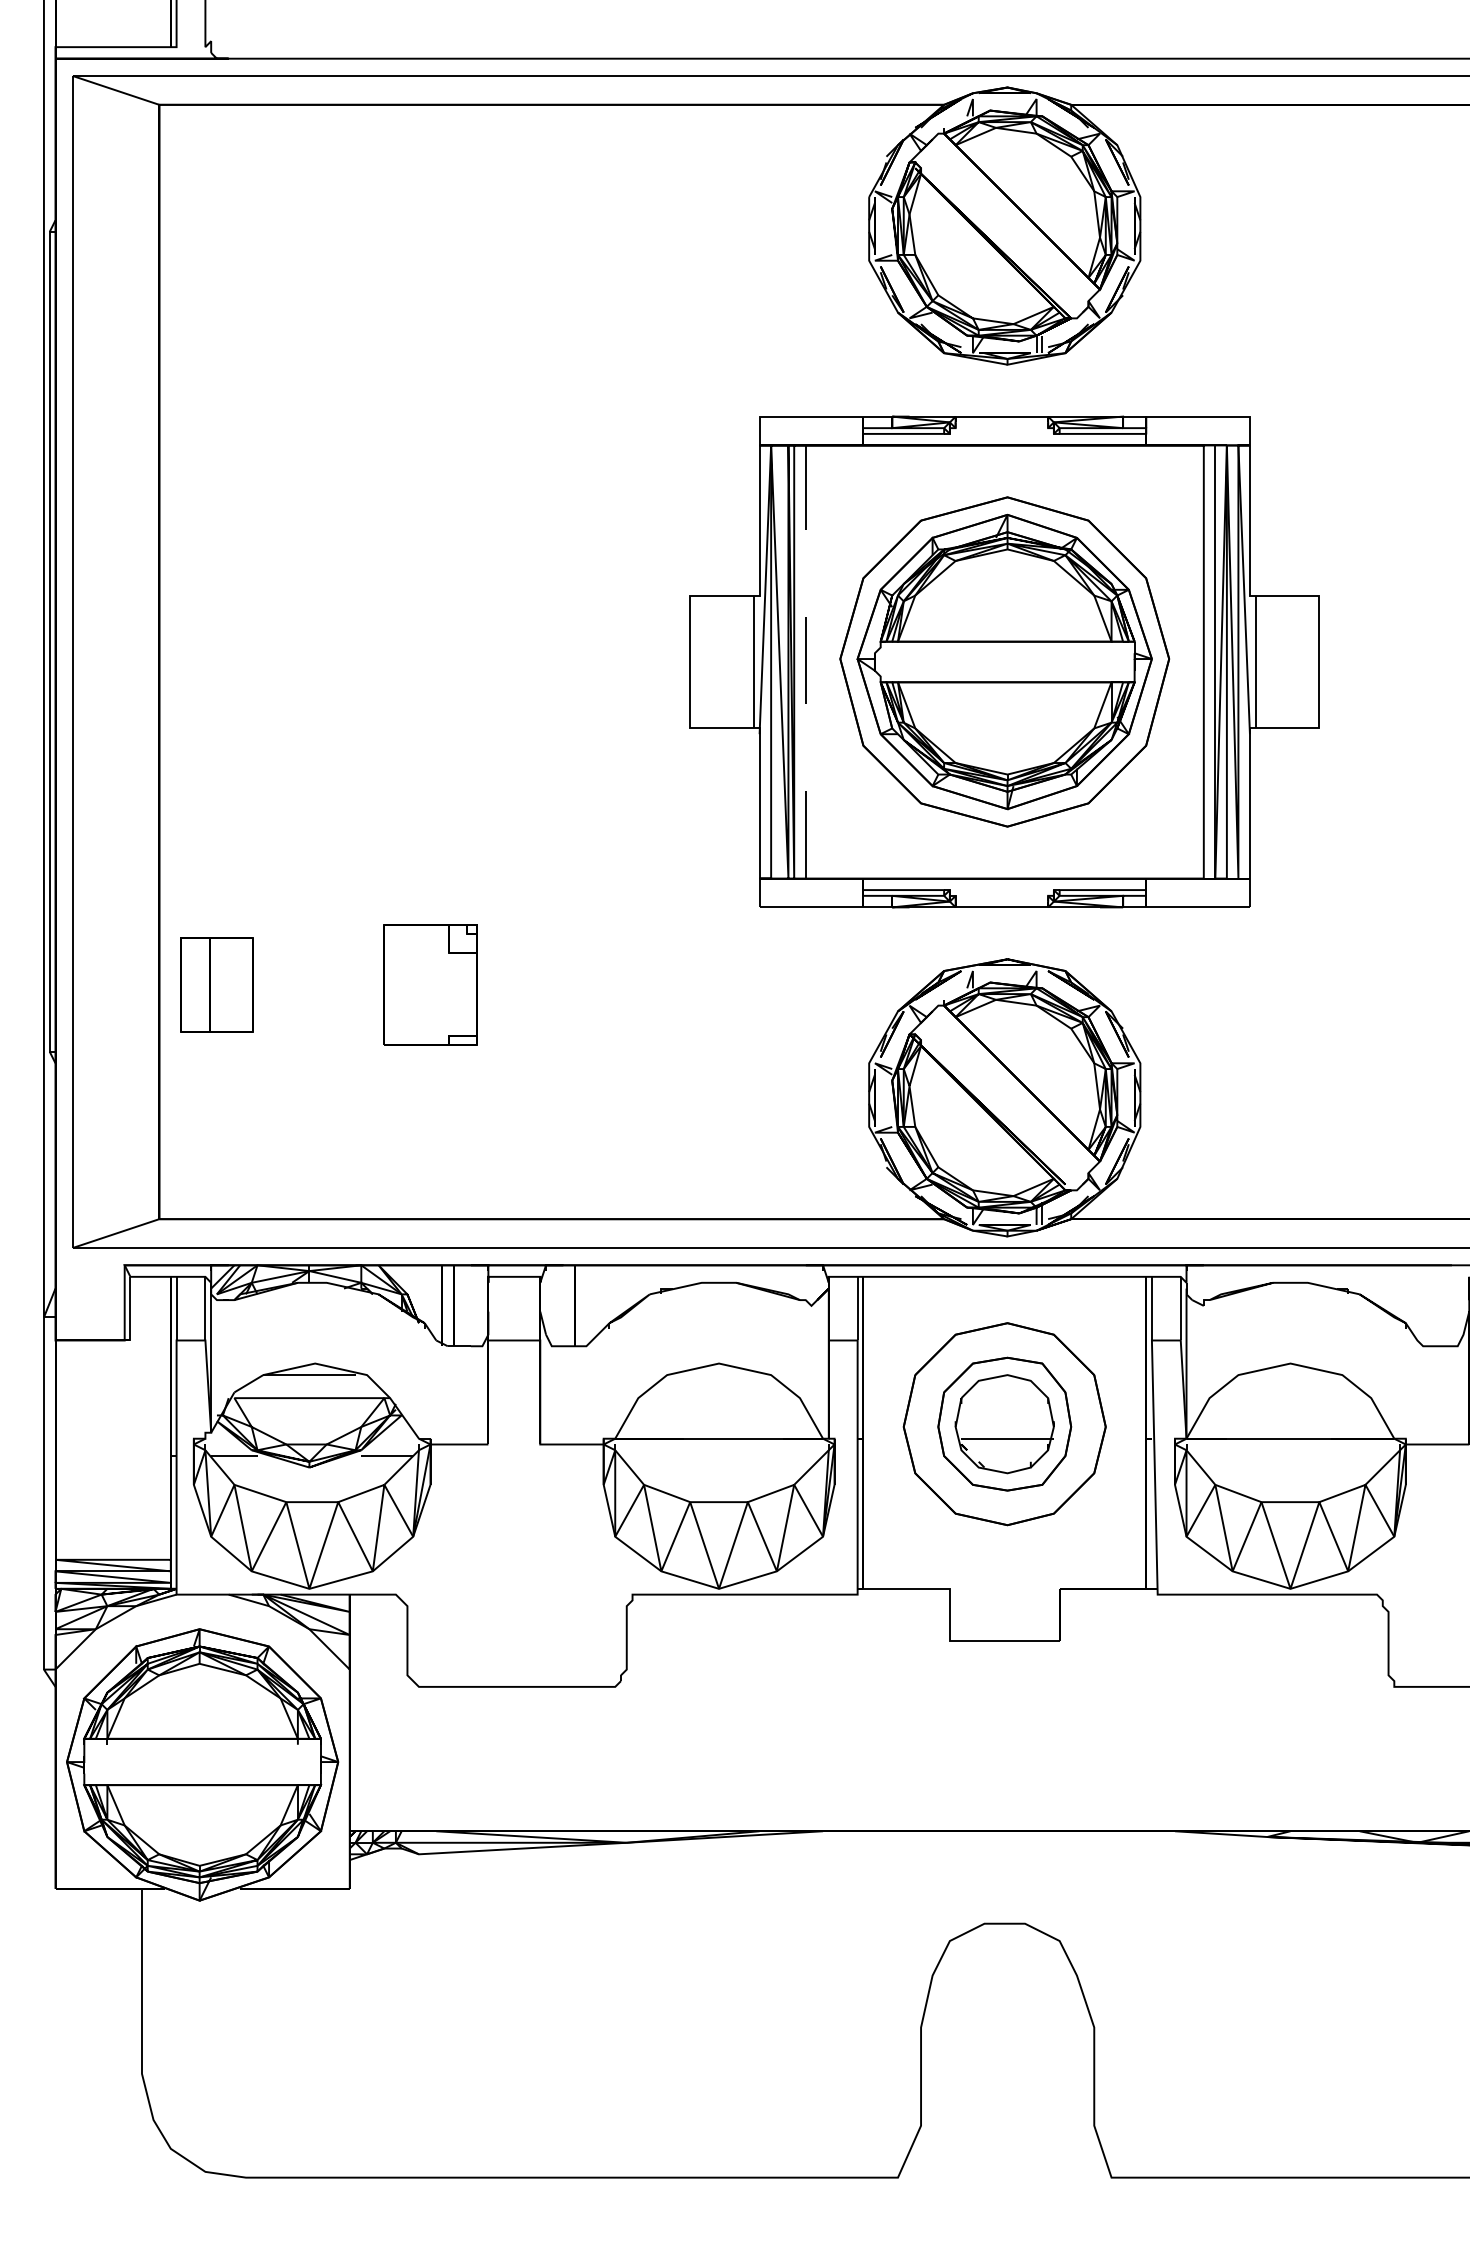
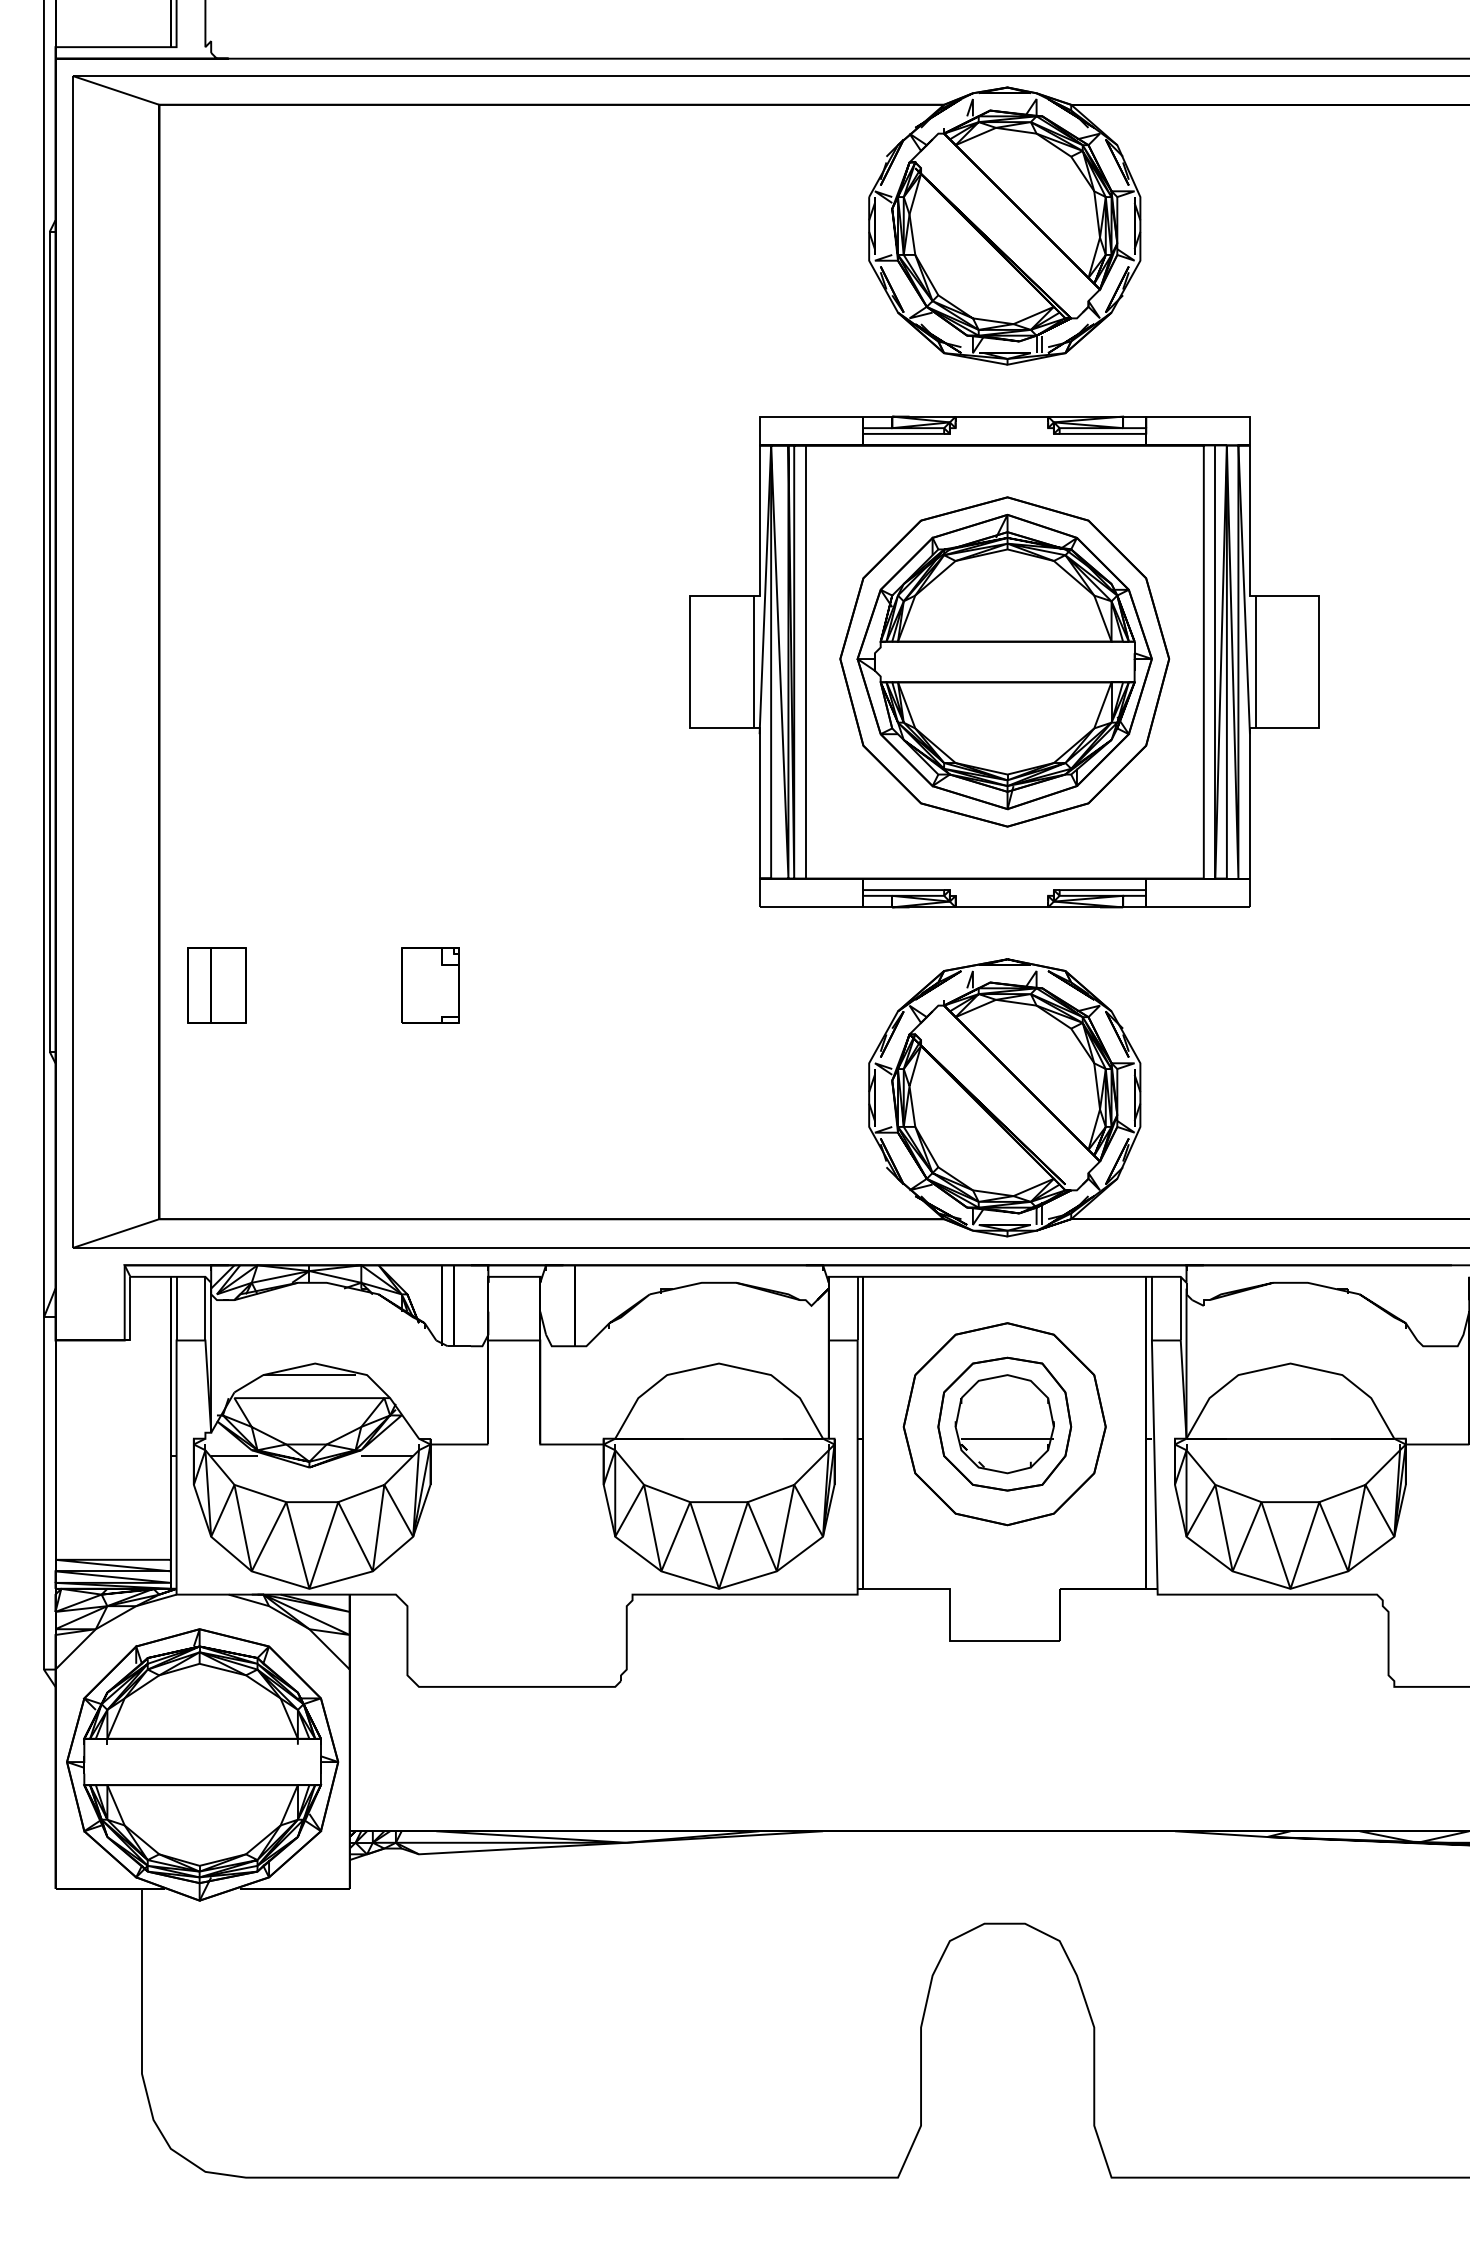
line: dashed -> solid (805, 662)
part size: 74x96 px -> 60x77 px (216, 985)
part size: 95x122 px -> 59x77 px (430, 985)
